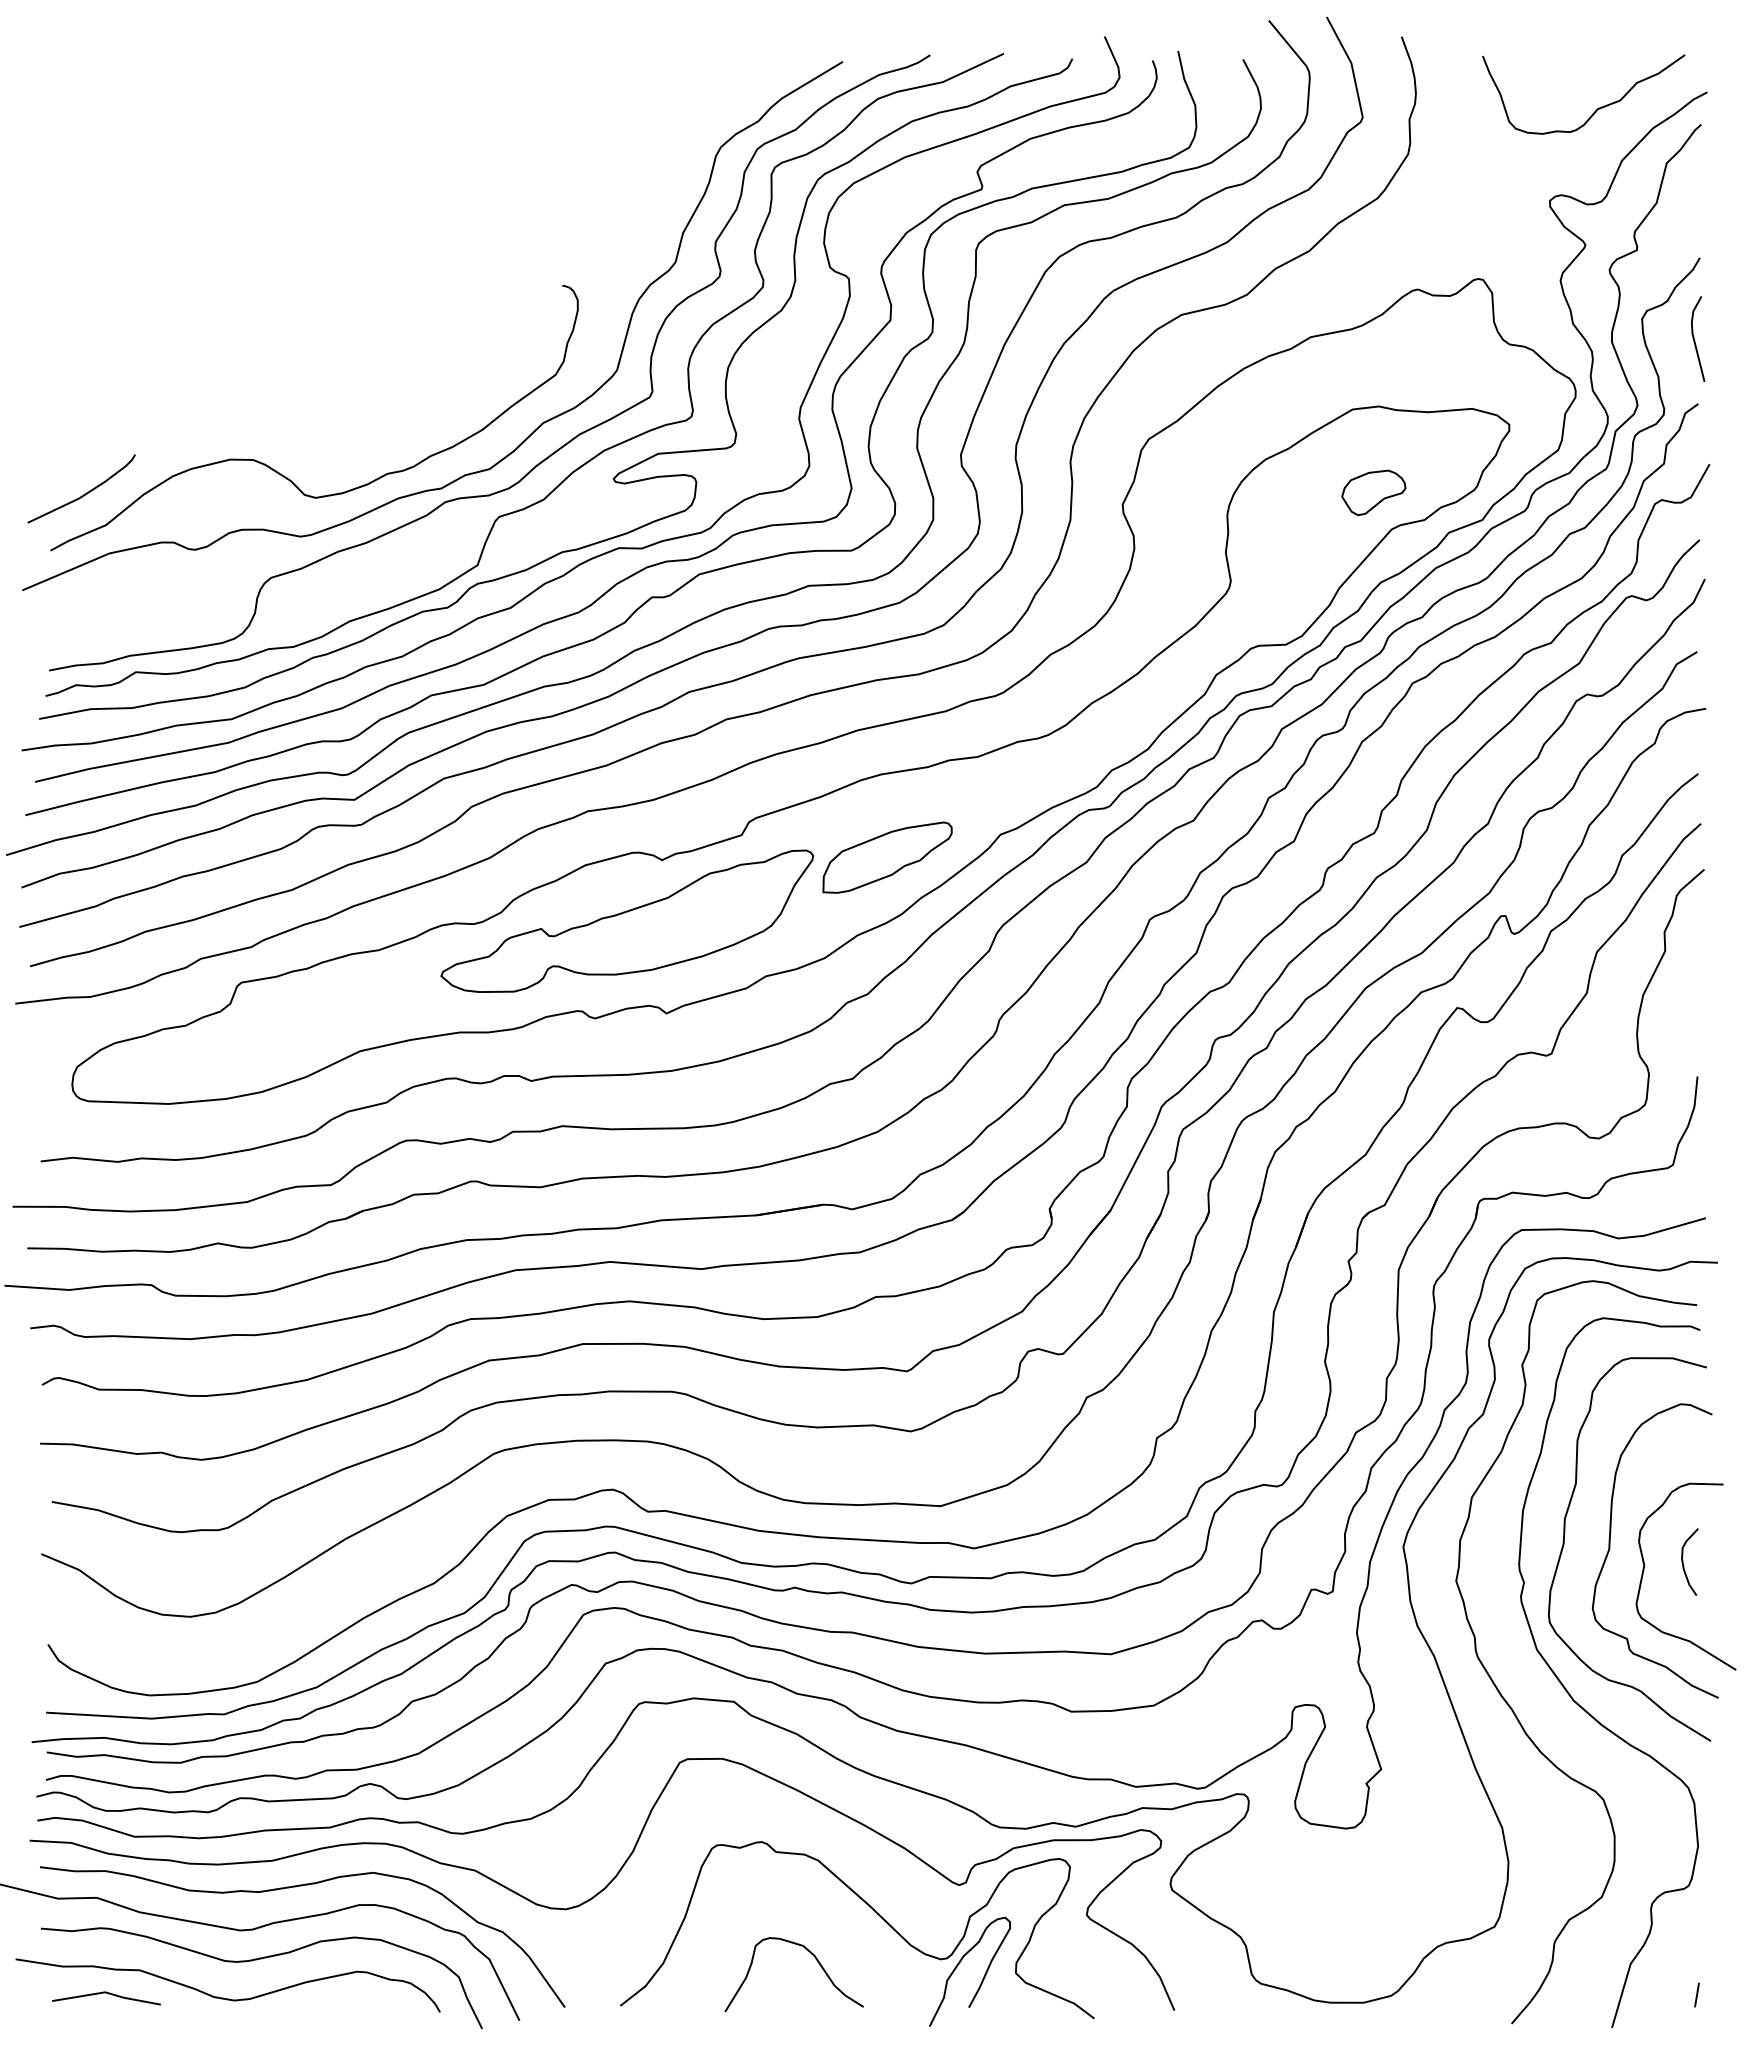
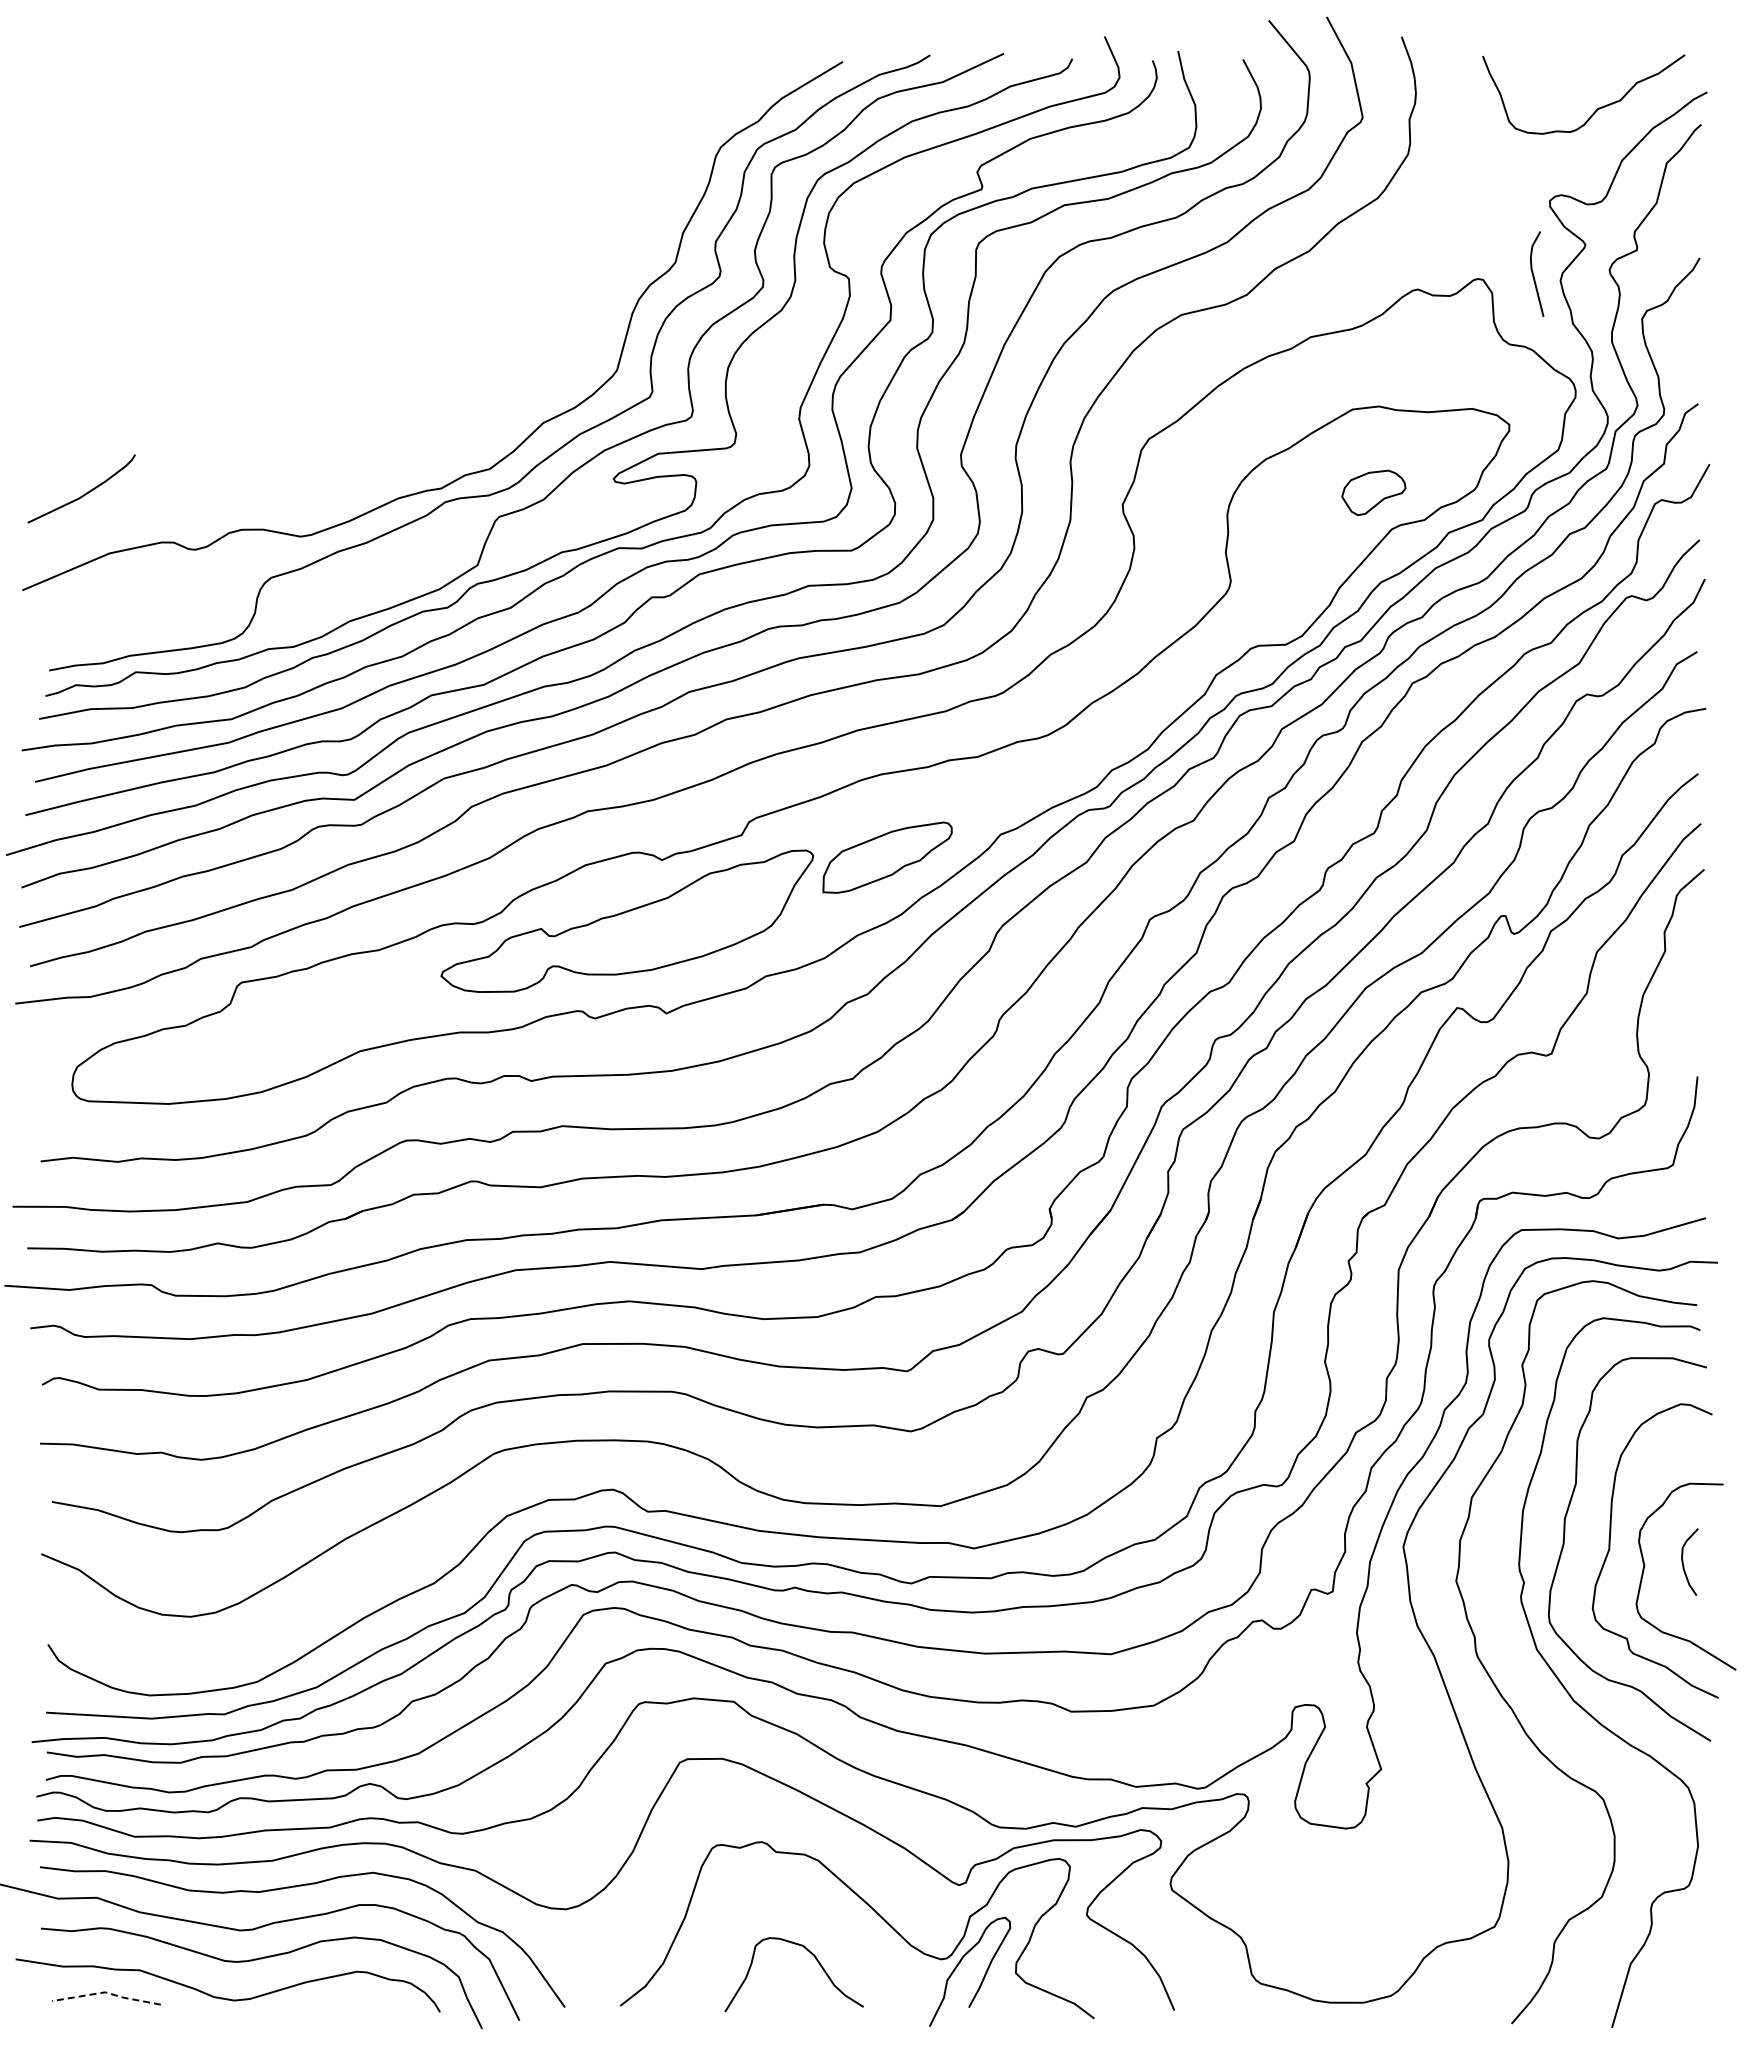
line position: (1695, 340) -> (1534, 275) (1534, 275)
curve: present -> none (281, 473)
line: solid -> dashed (107, 1992)
line: present -> none (1696, 1994)
